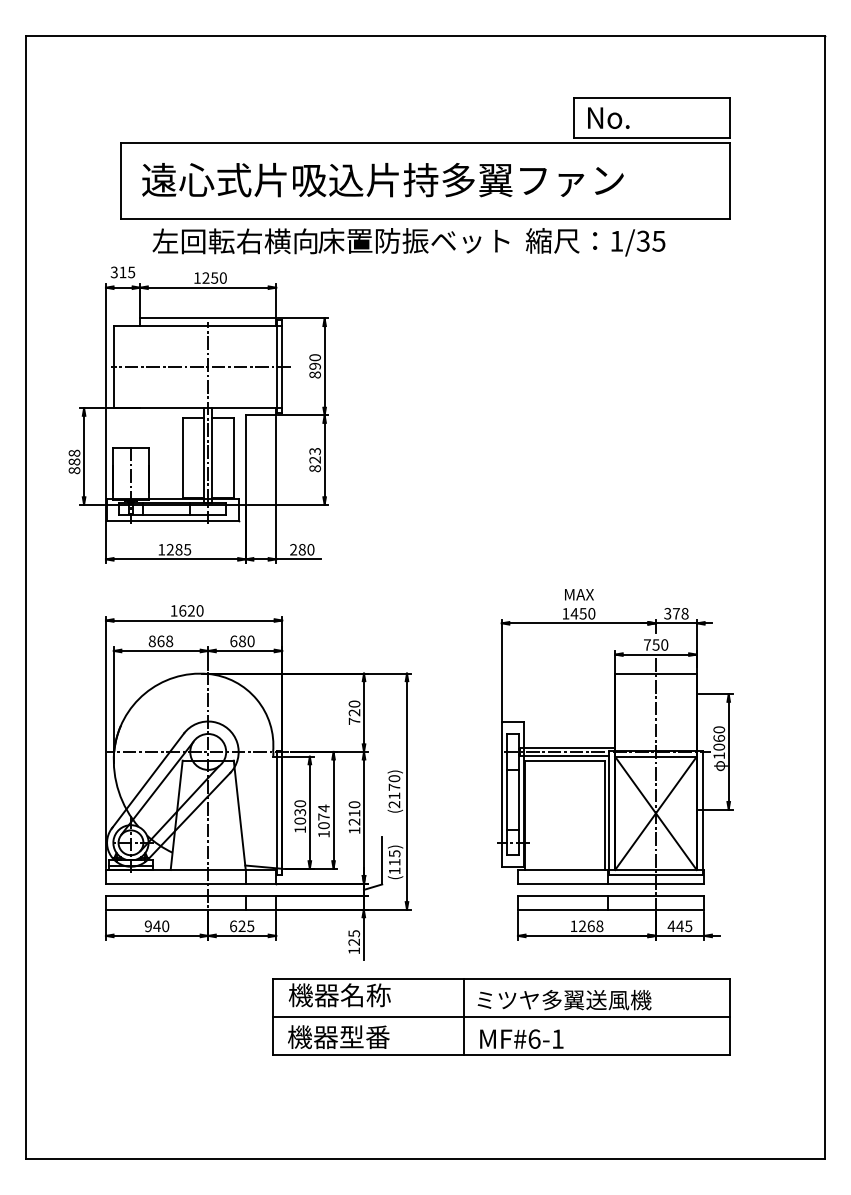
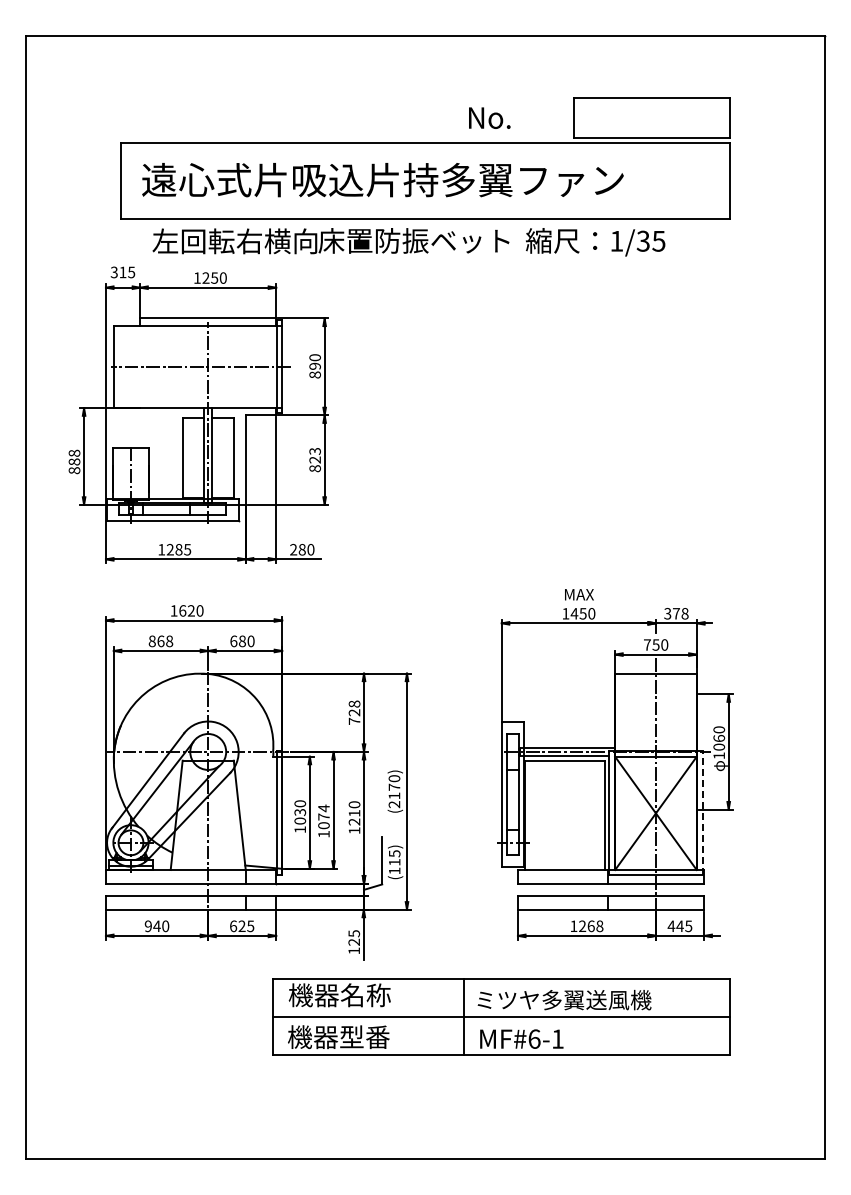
text position: (608, 117) -> (489, 117) (489, 117)
text: 720 -> 728 (354, 703)
line: solid -> dashed (702, 812)
